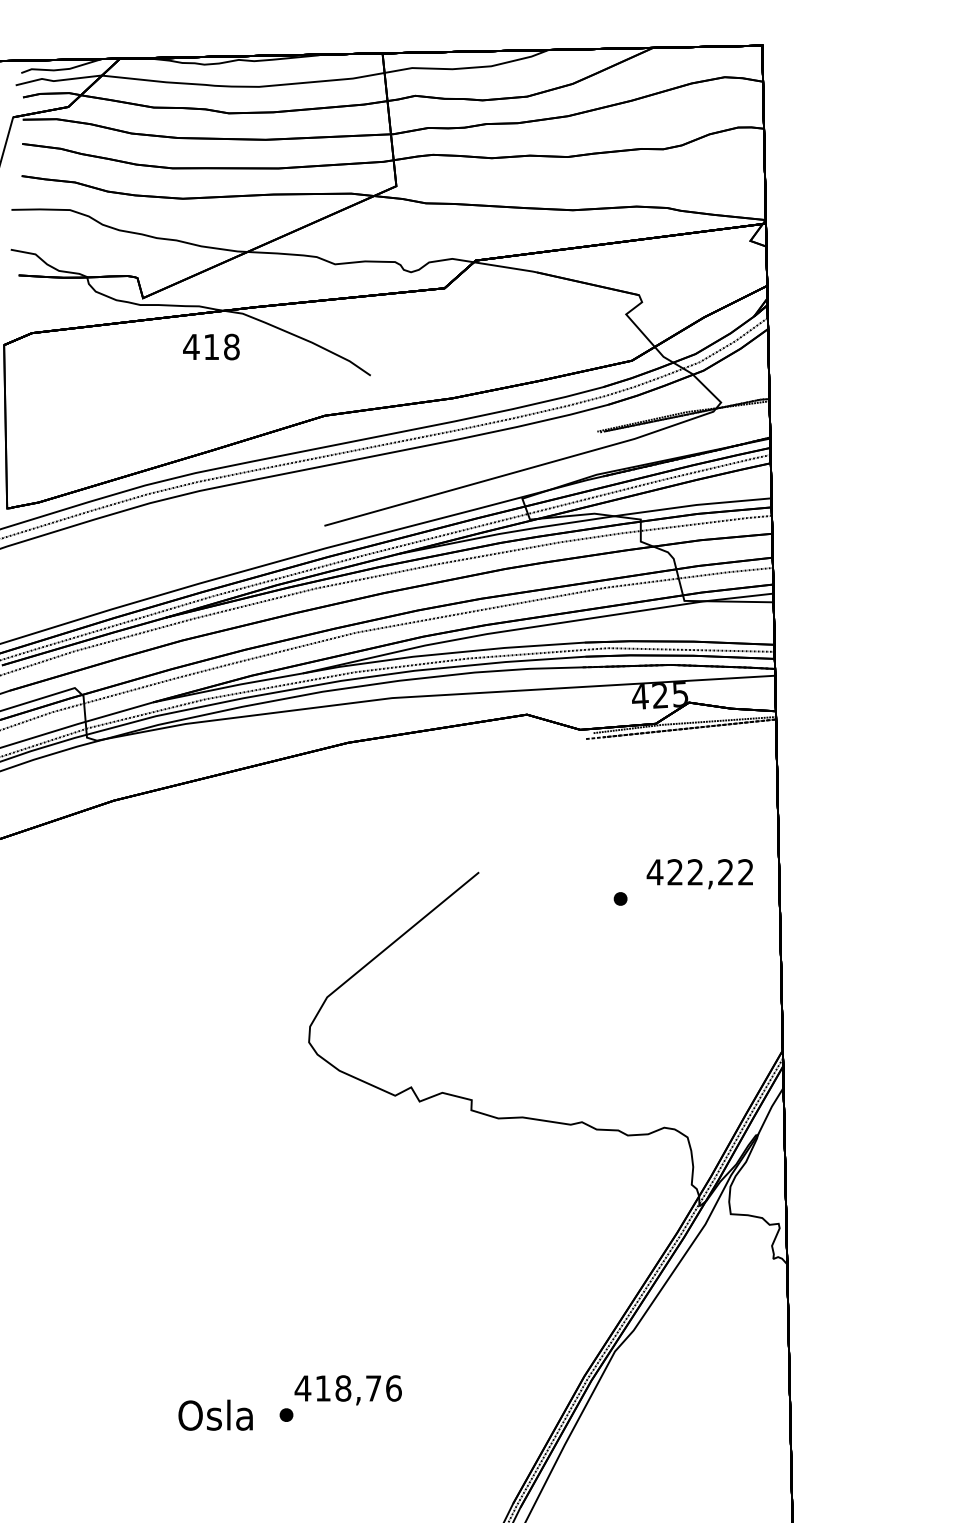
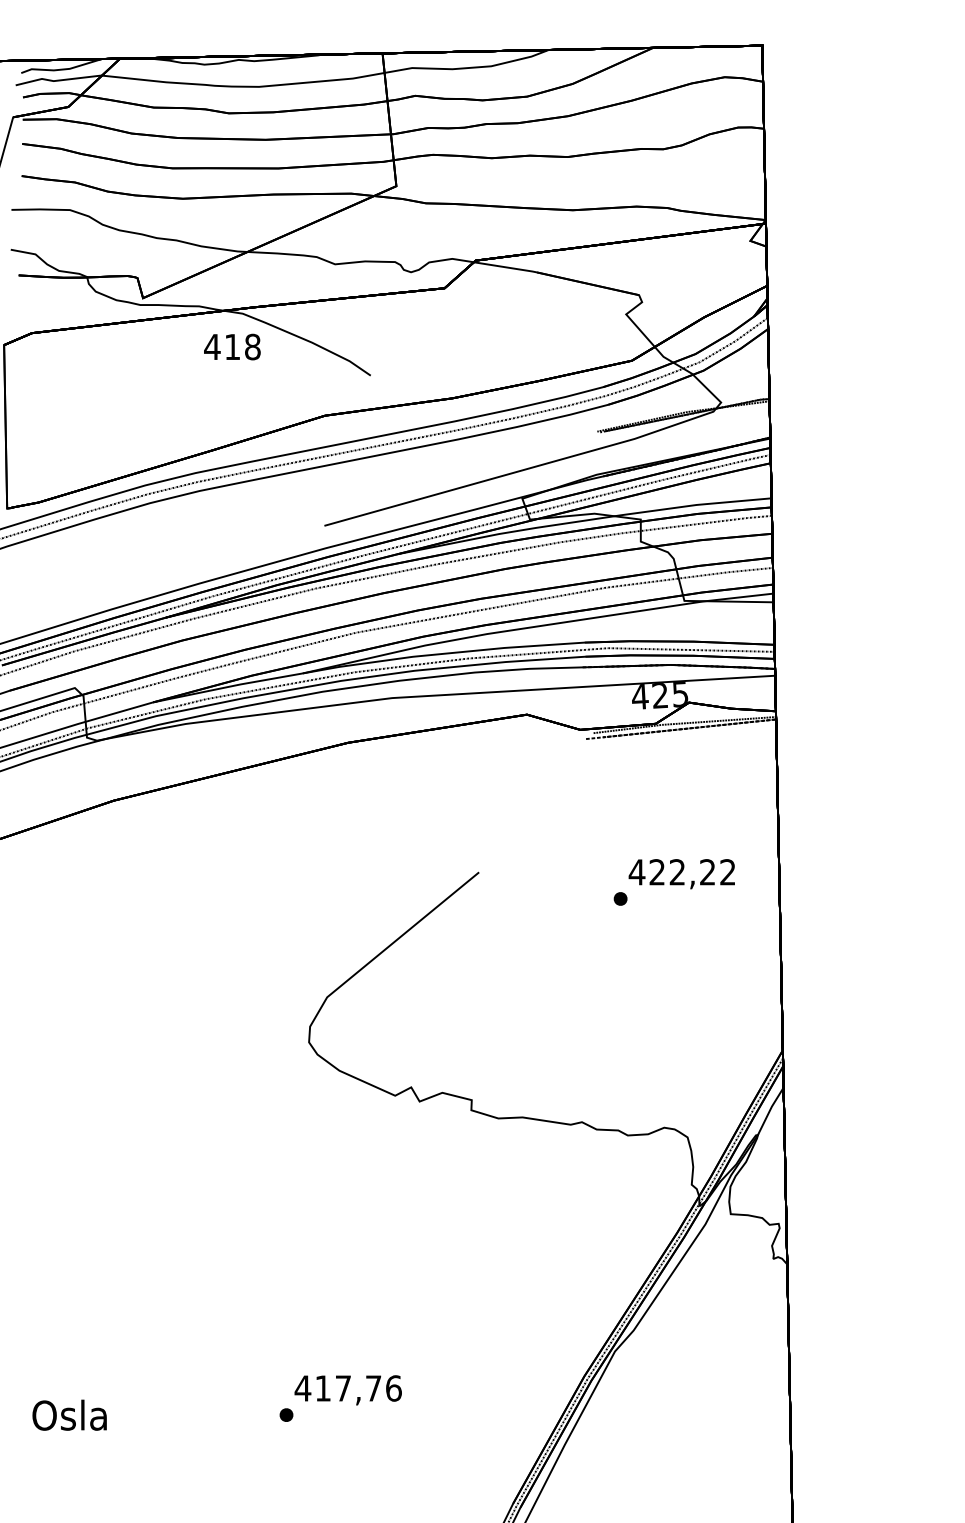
text position: (211, 346) -> (232, 346) (232, 346)
text position: (699, 874) -> (681, 874) (681, 874)
text: 418,76 -> 417,76 (343, 1388)
text position: (215, 1414) -> (69, 1414) (69, 1414)
